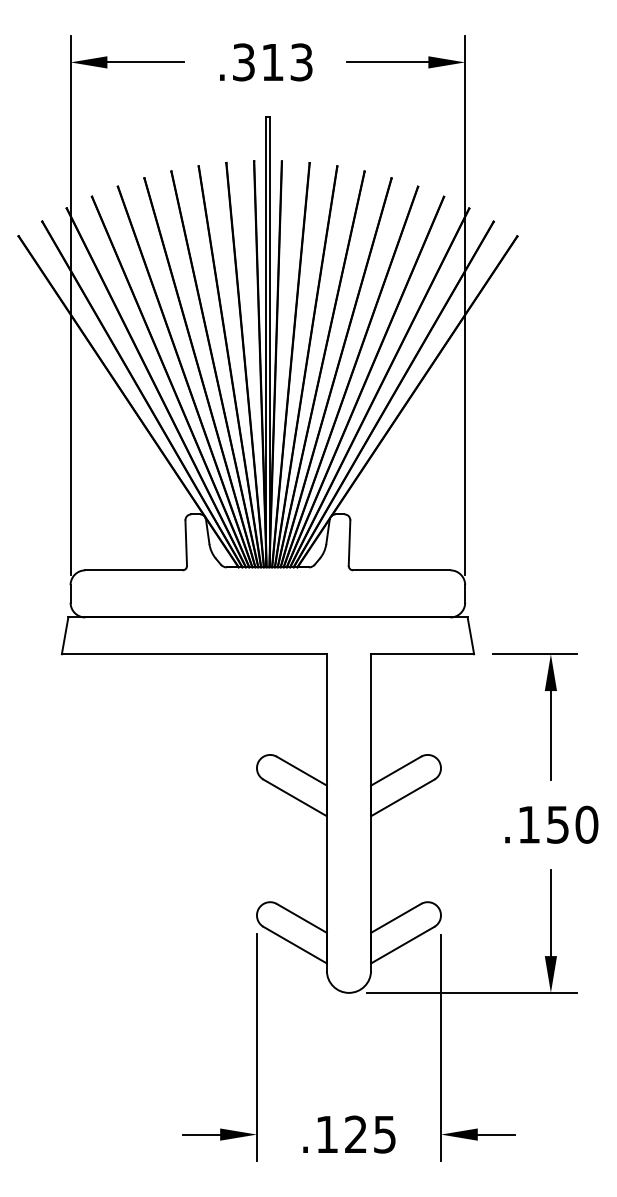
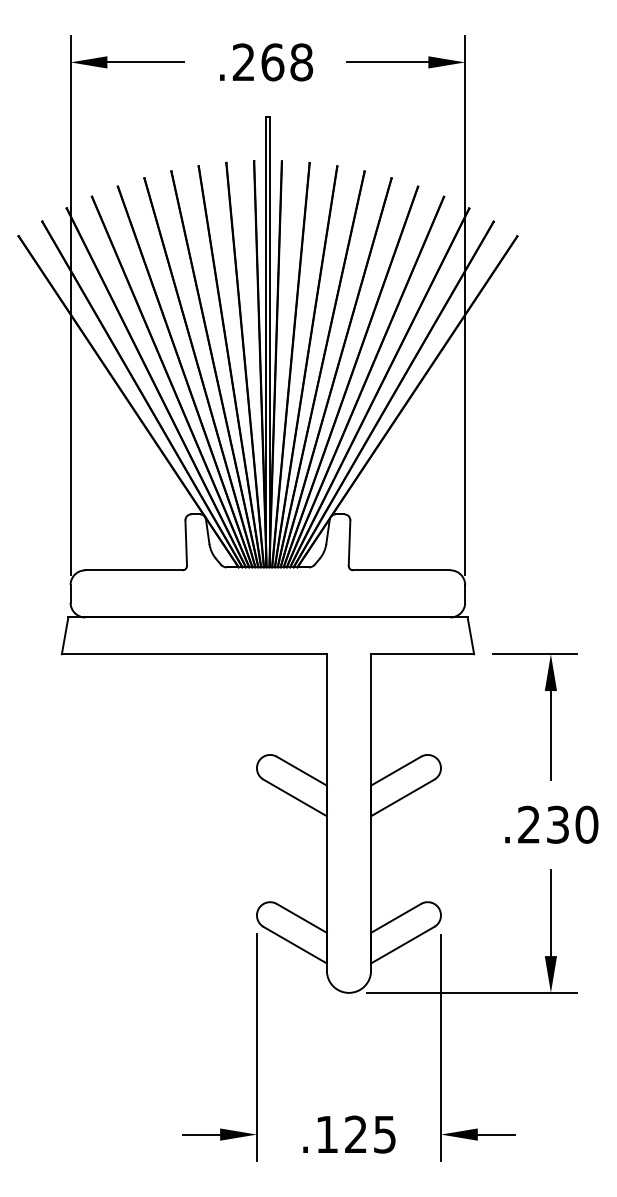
text: .313 -> .268 (272, 62)
text: .150 -> .230 (543, 824)
